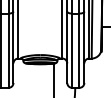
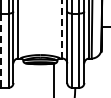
line: solid -> dashed (62, 29)
line: solid -> dashed (1, 51)
